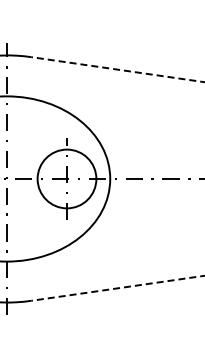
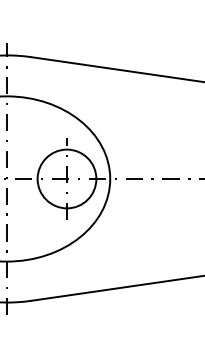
line: dashed -> solid (117, 69)
line: dashed -> solid (117, 288)
